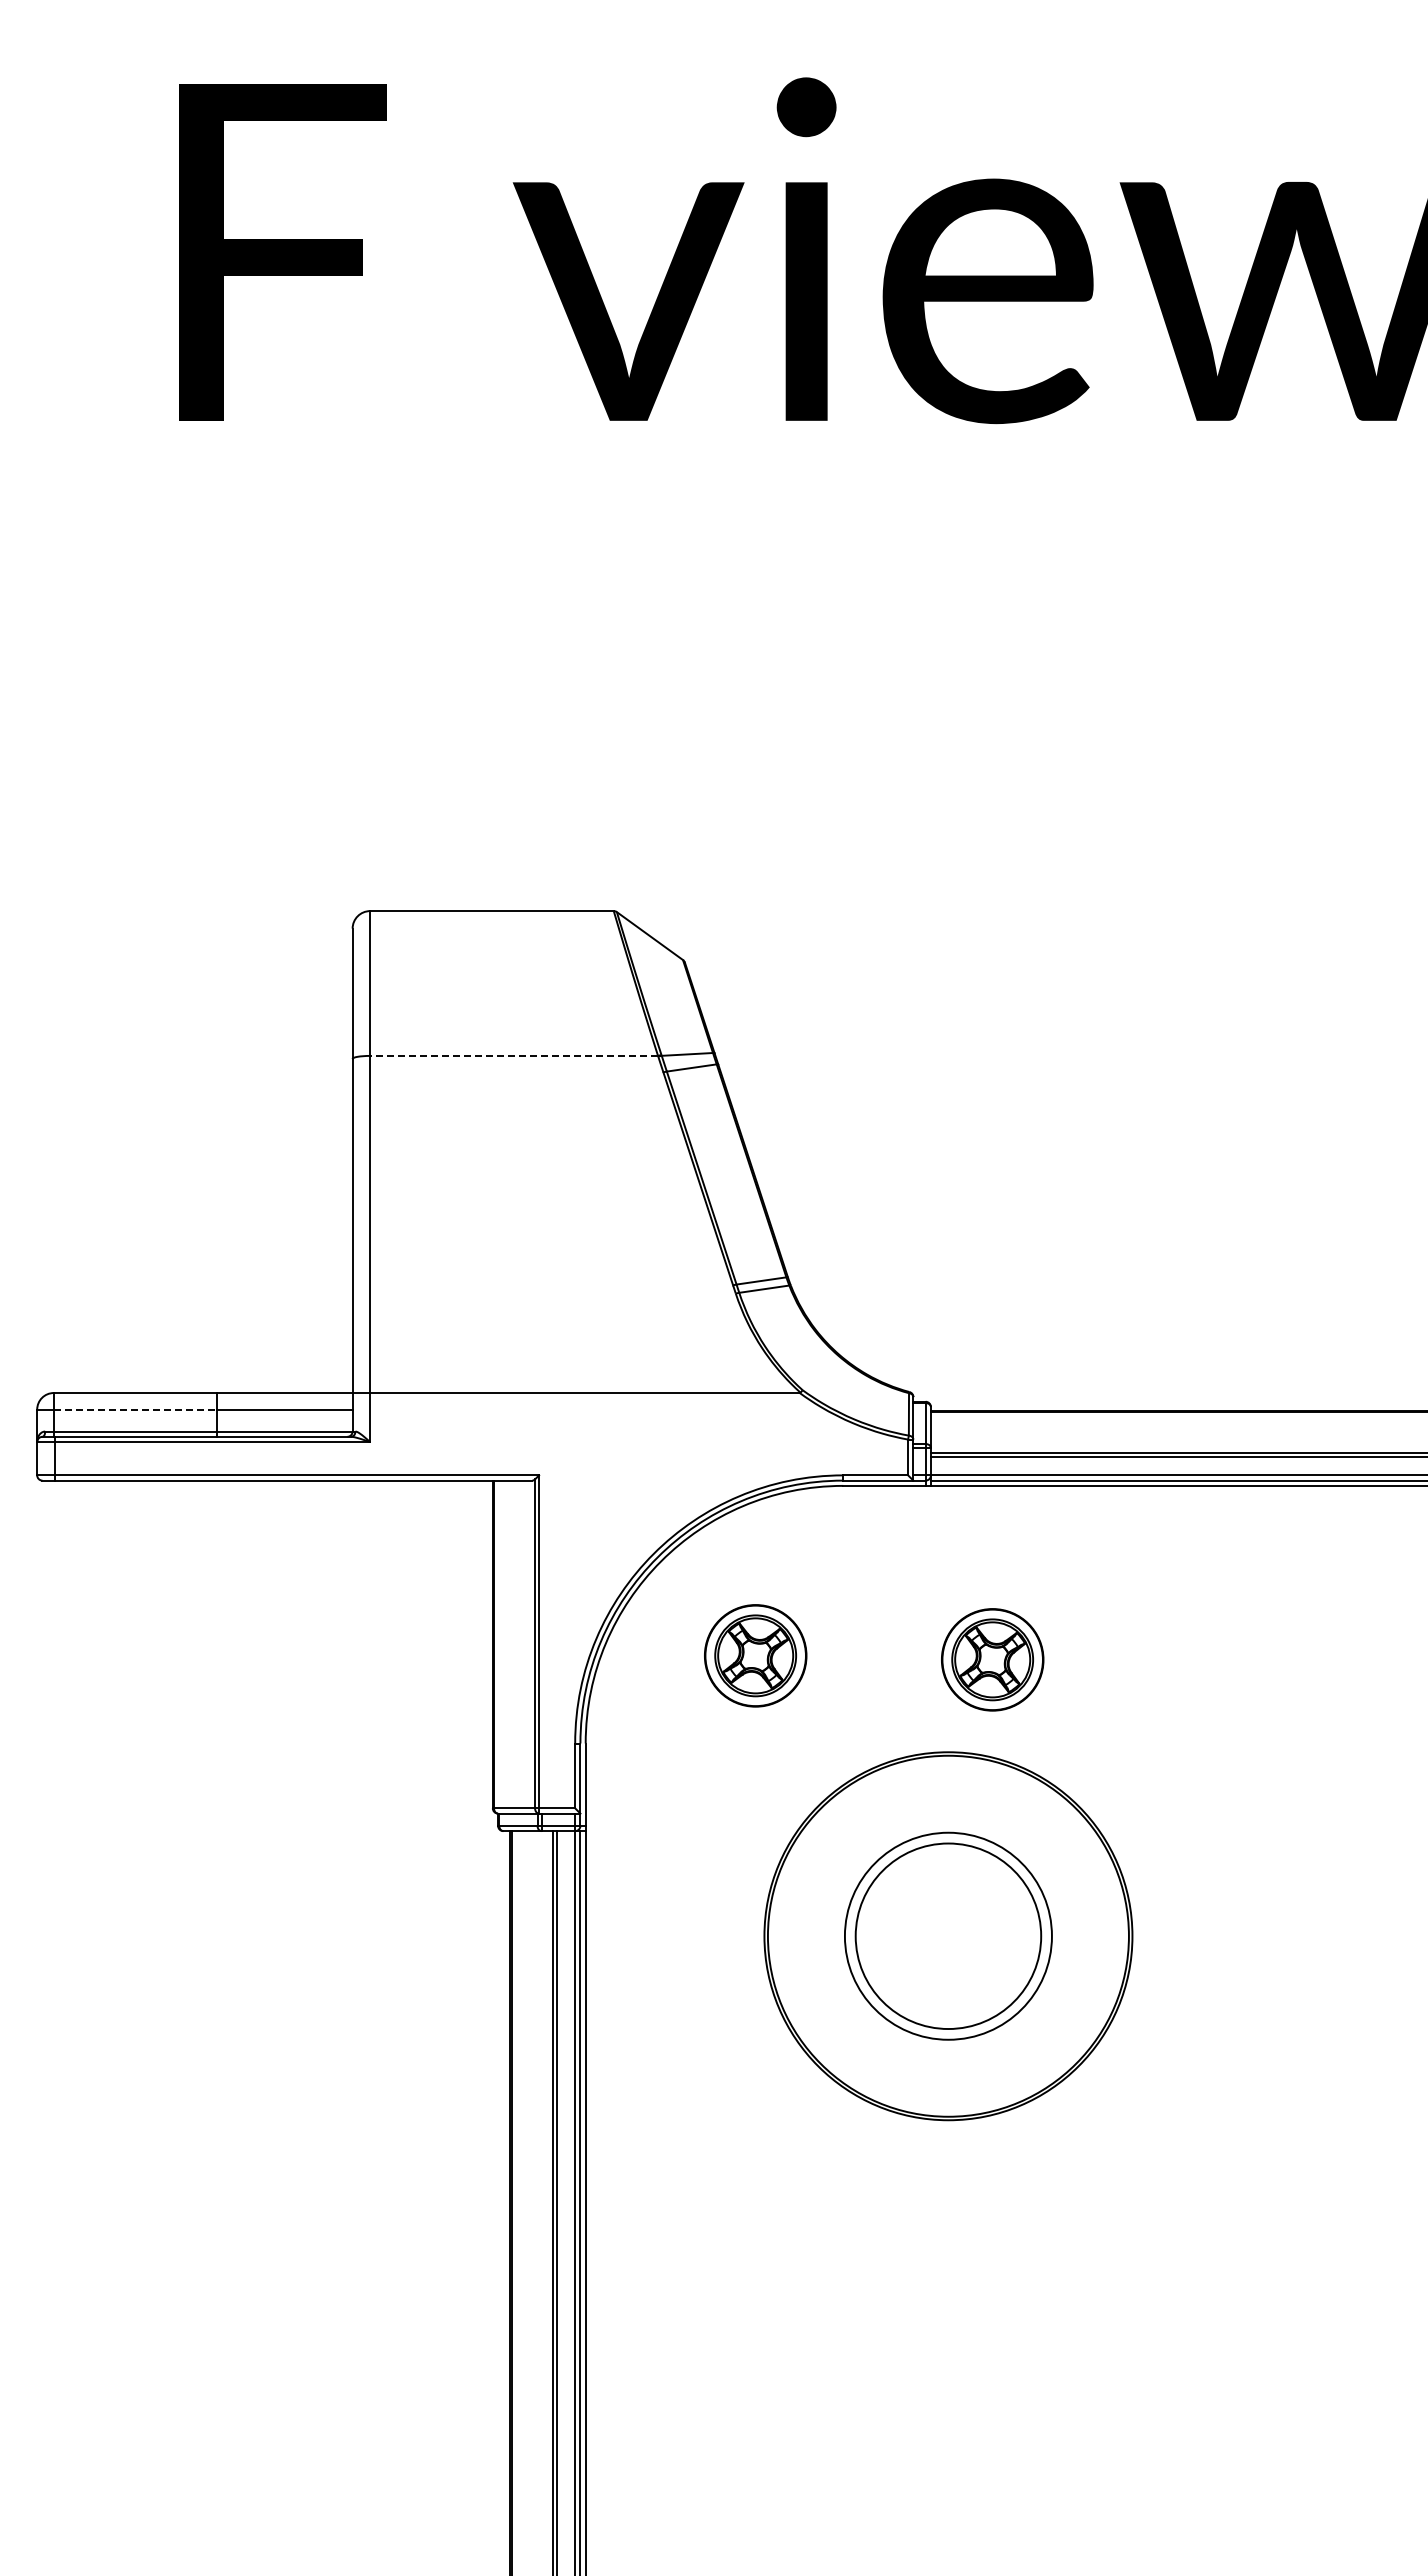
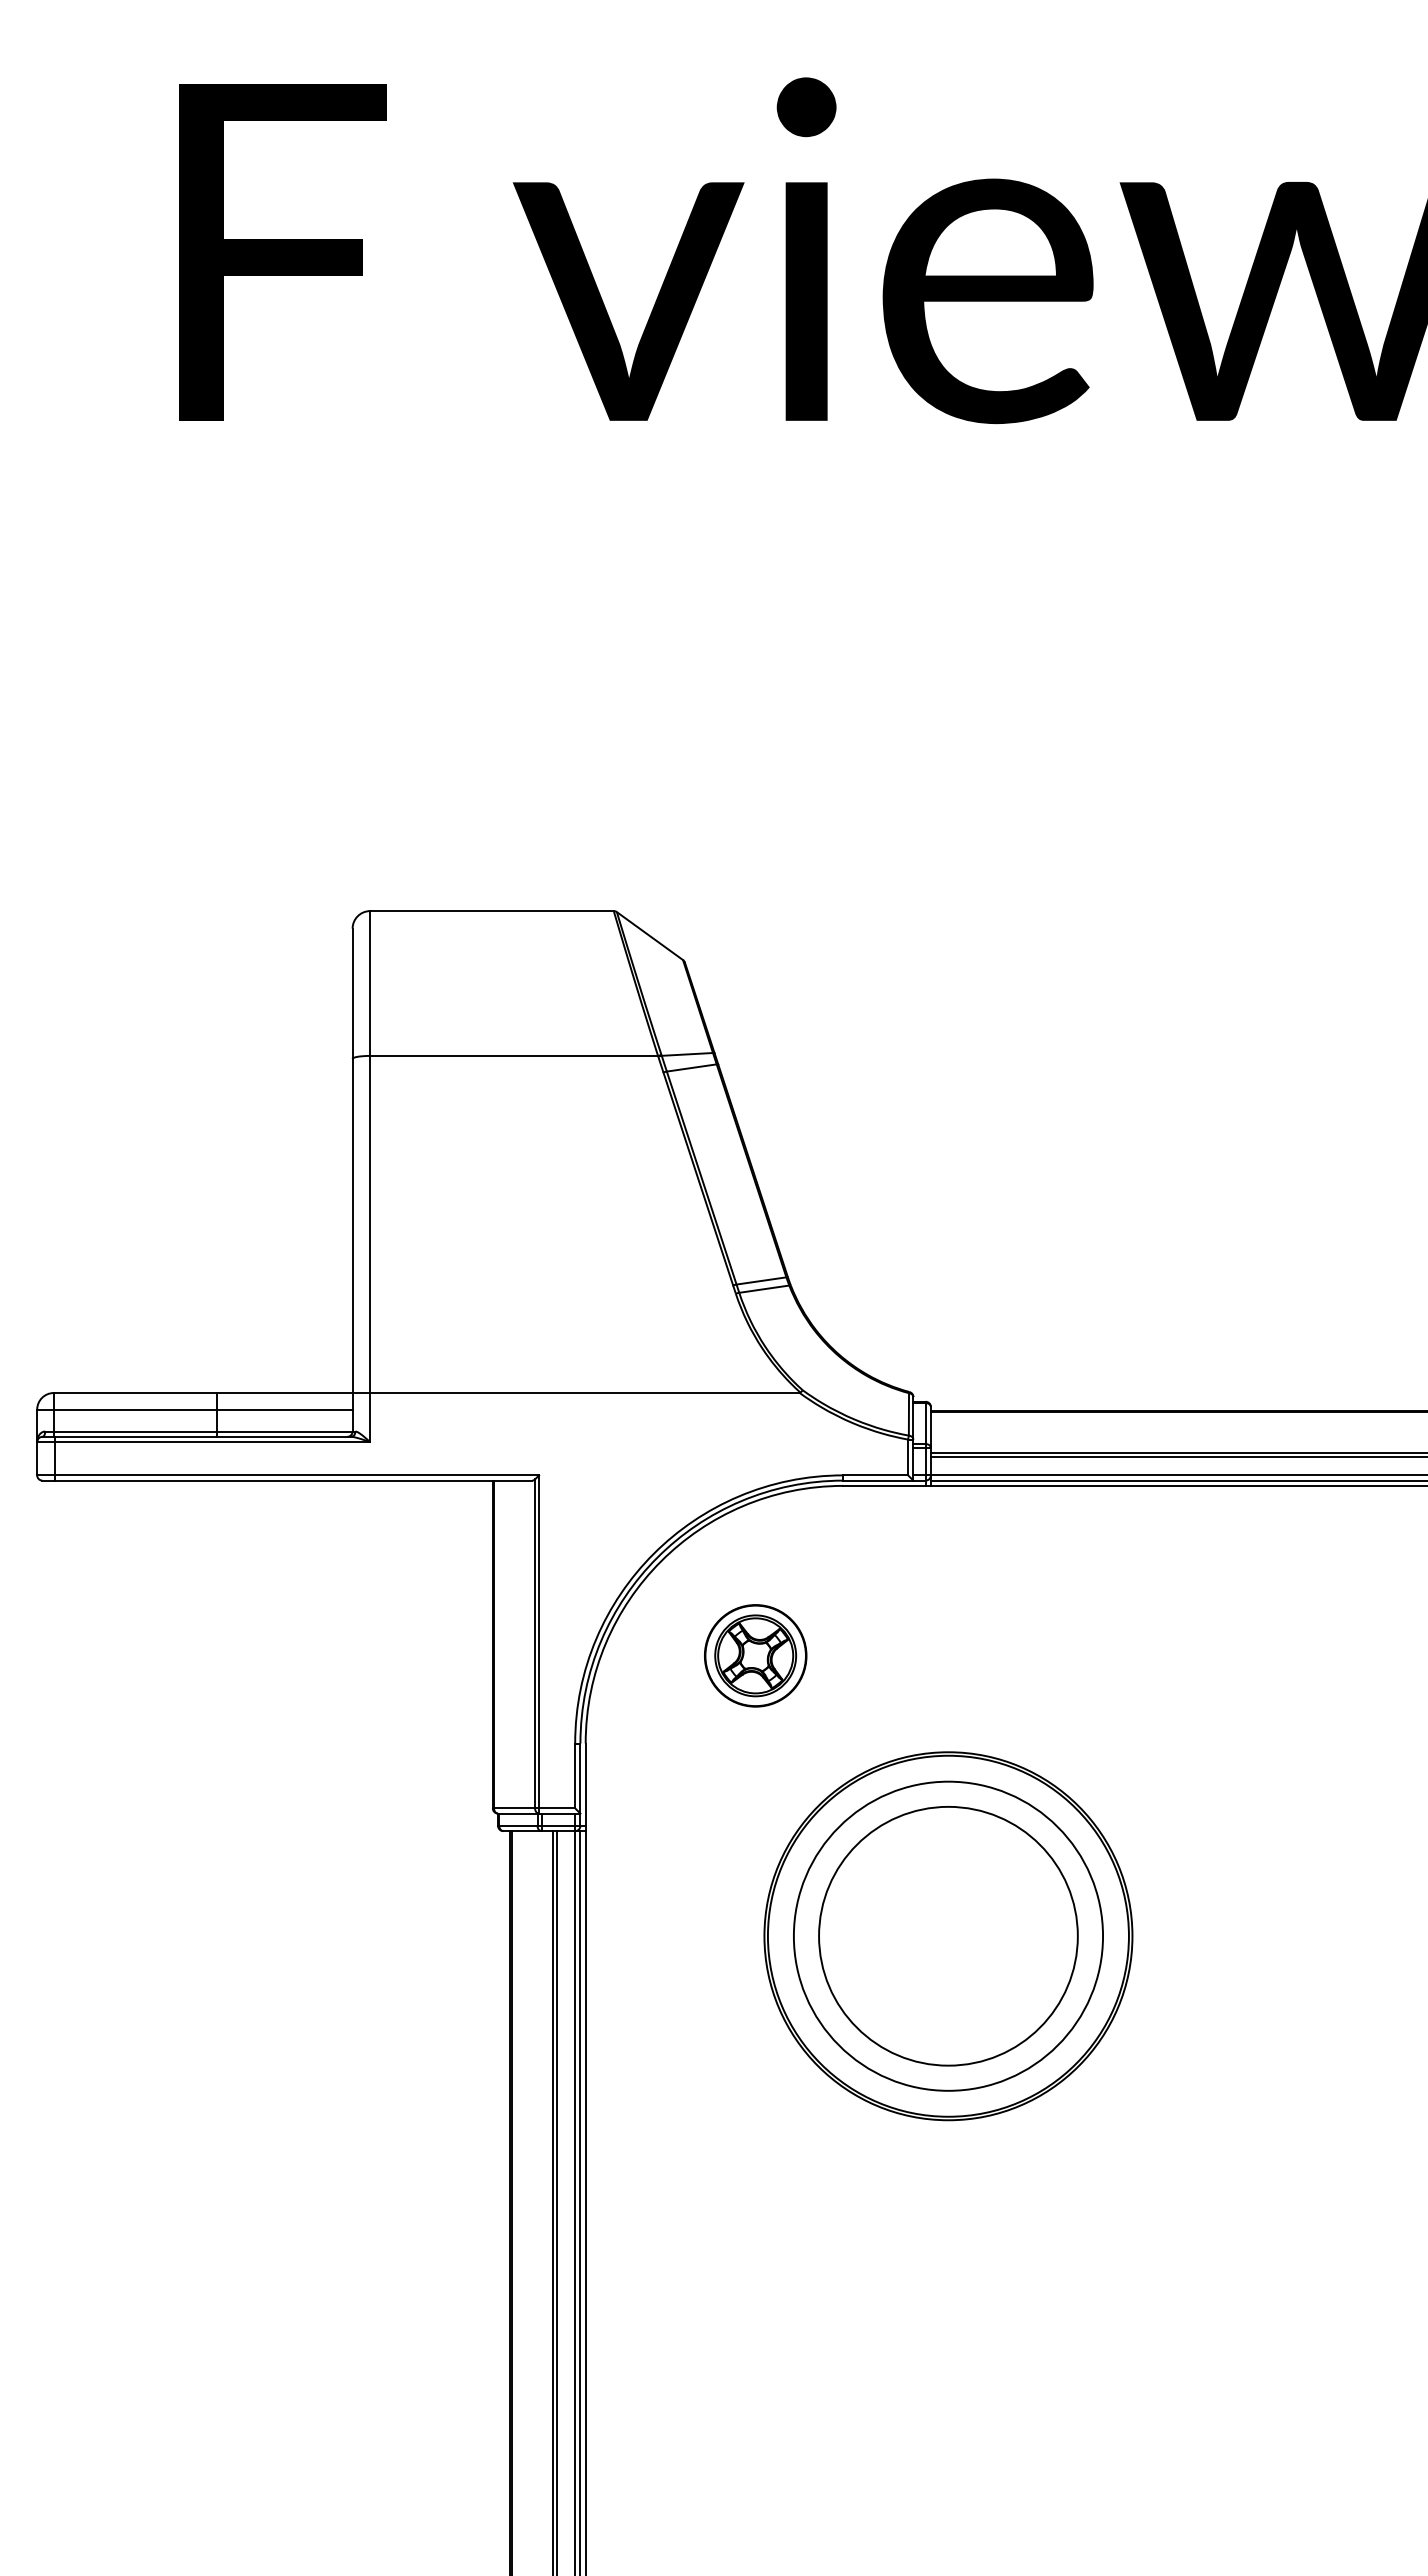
line: dashed -> solid (514, 1055)
line: dashed -> solid (135, 1409)
part: present -> none (992, 1659)
circle diameter: 207 px -> 259 px (948, 1935)
circle diameter: 185 px -> 309 px (948, 1935)
